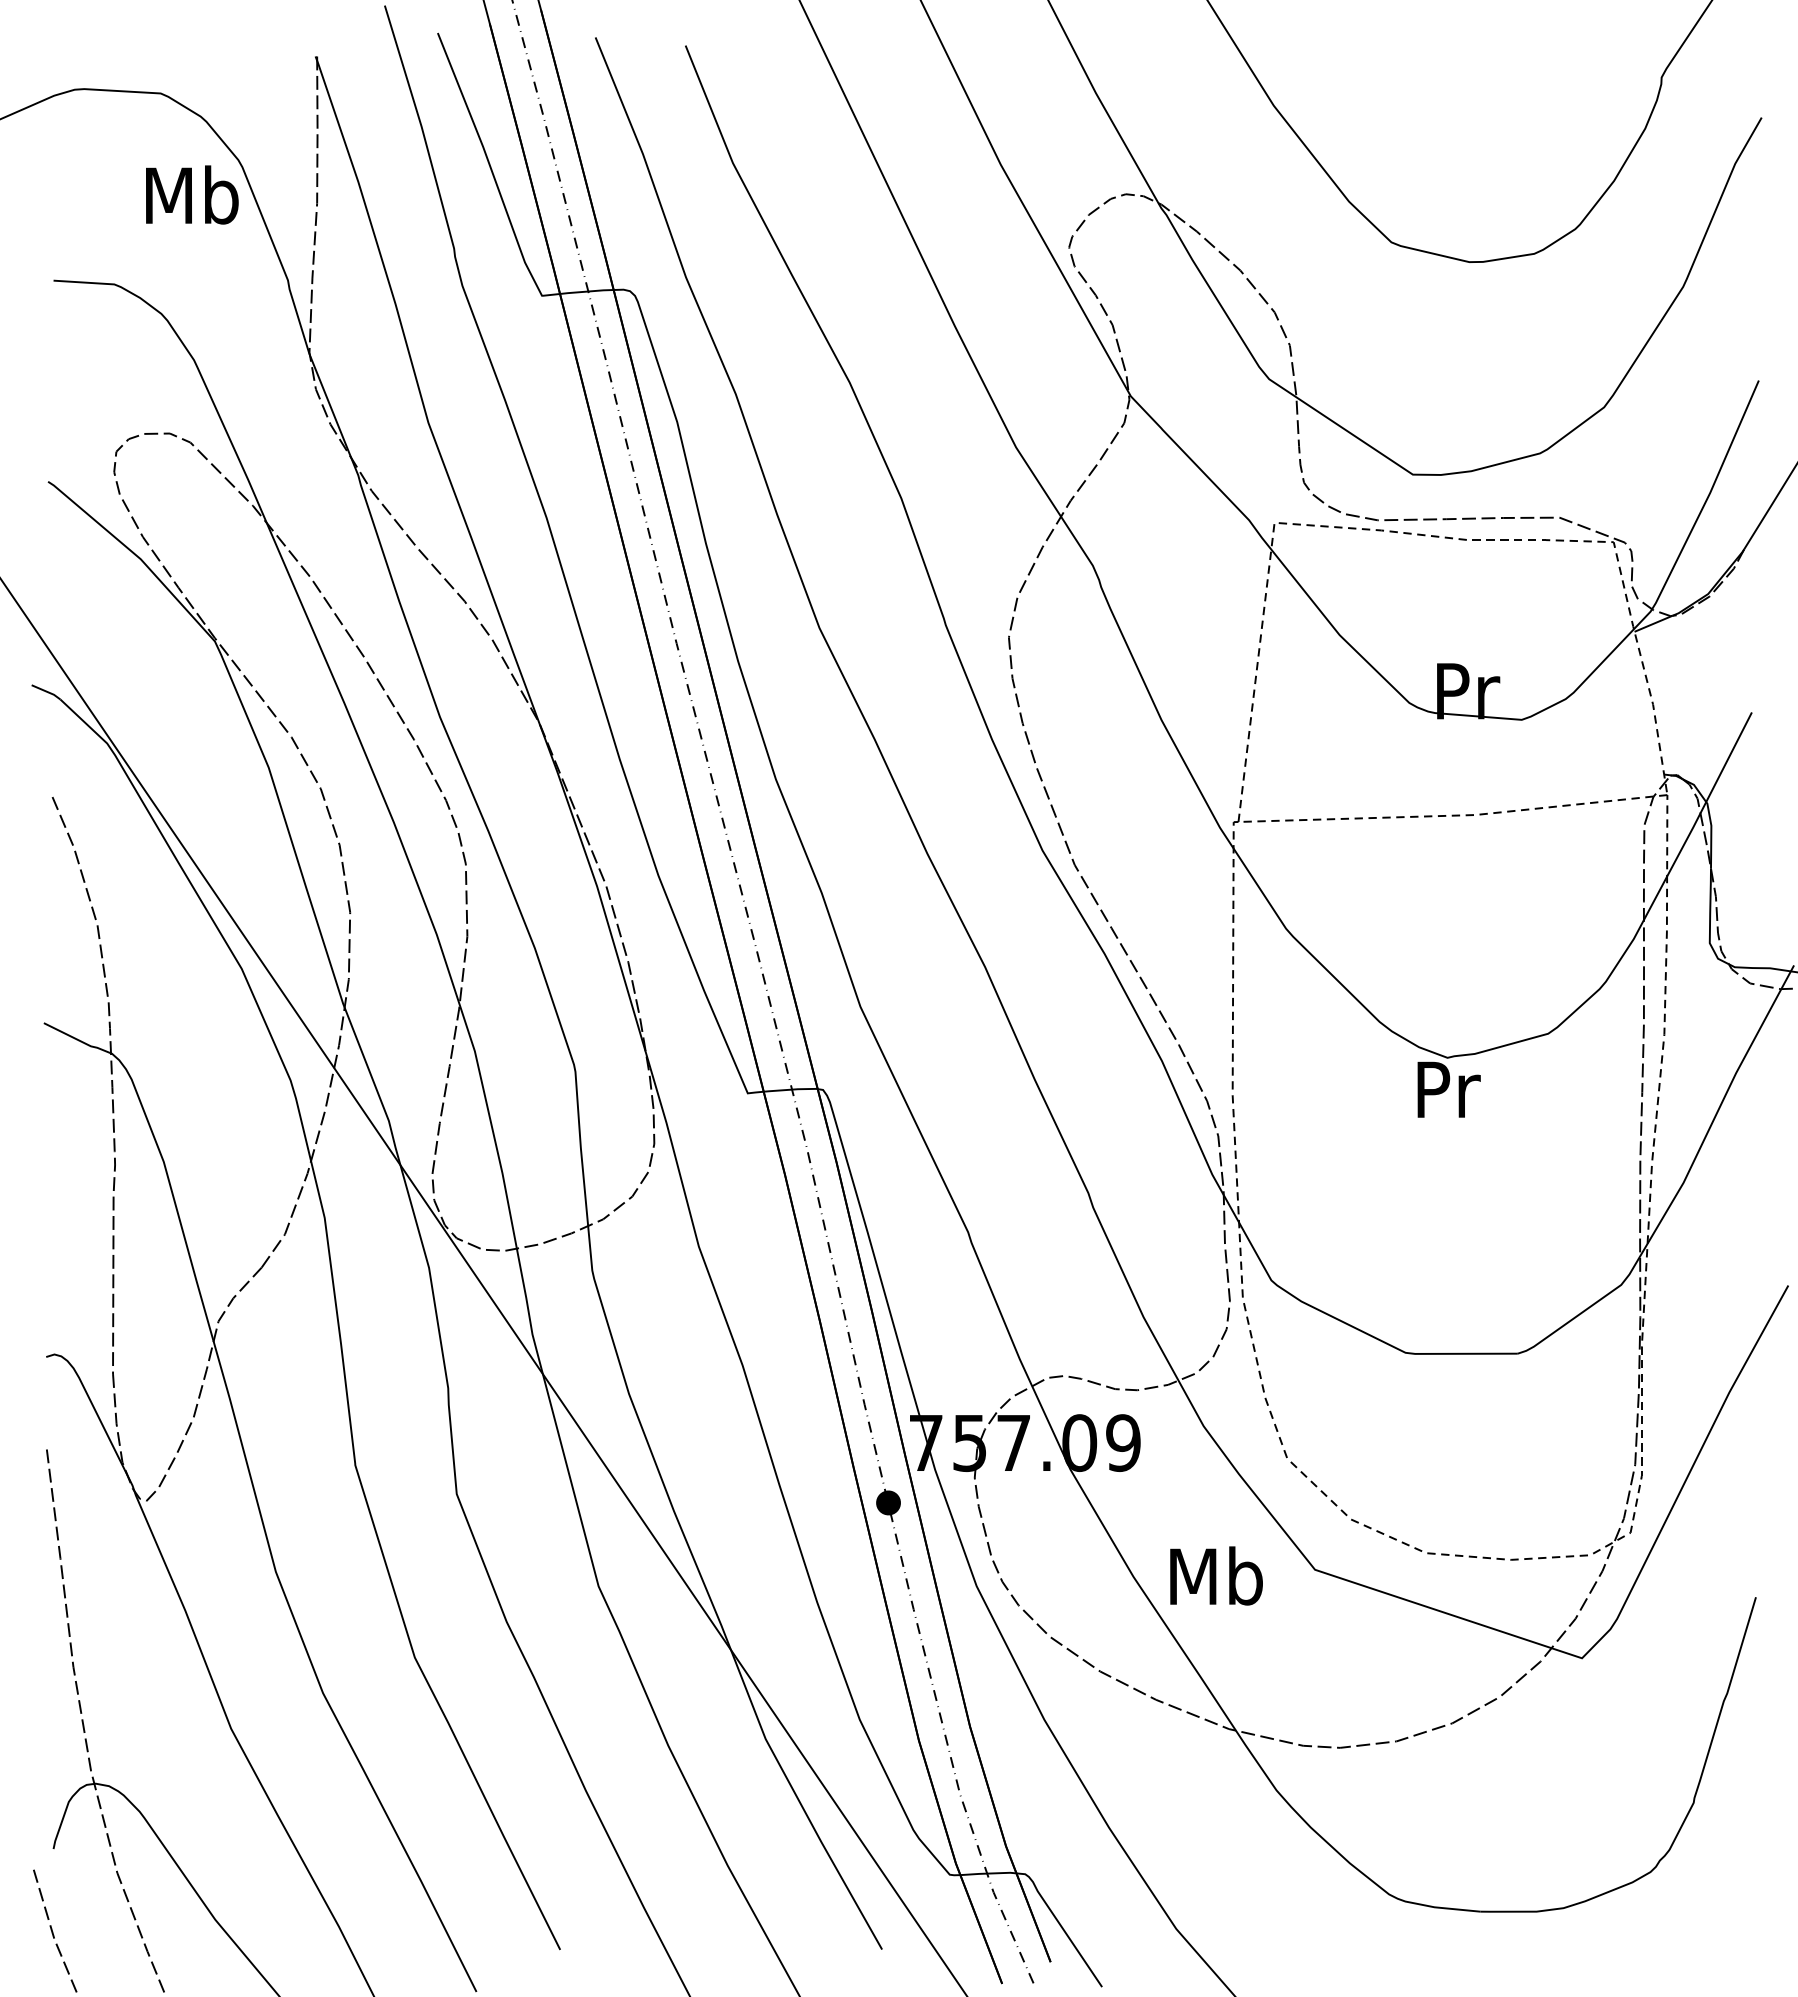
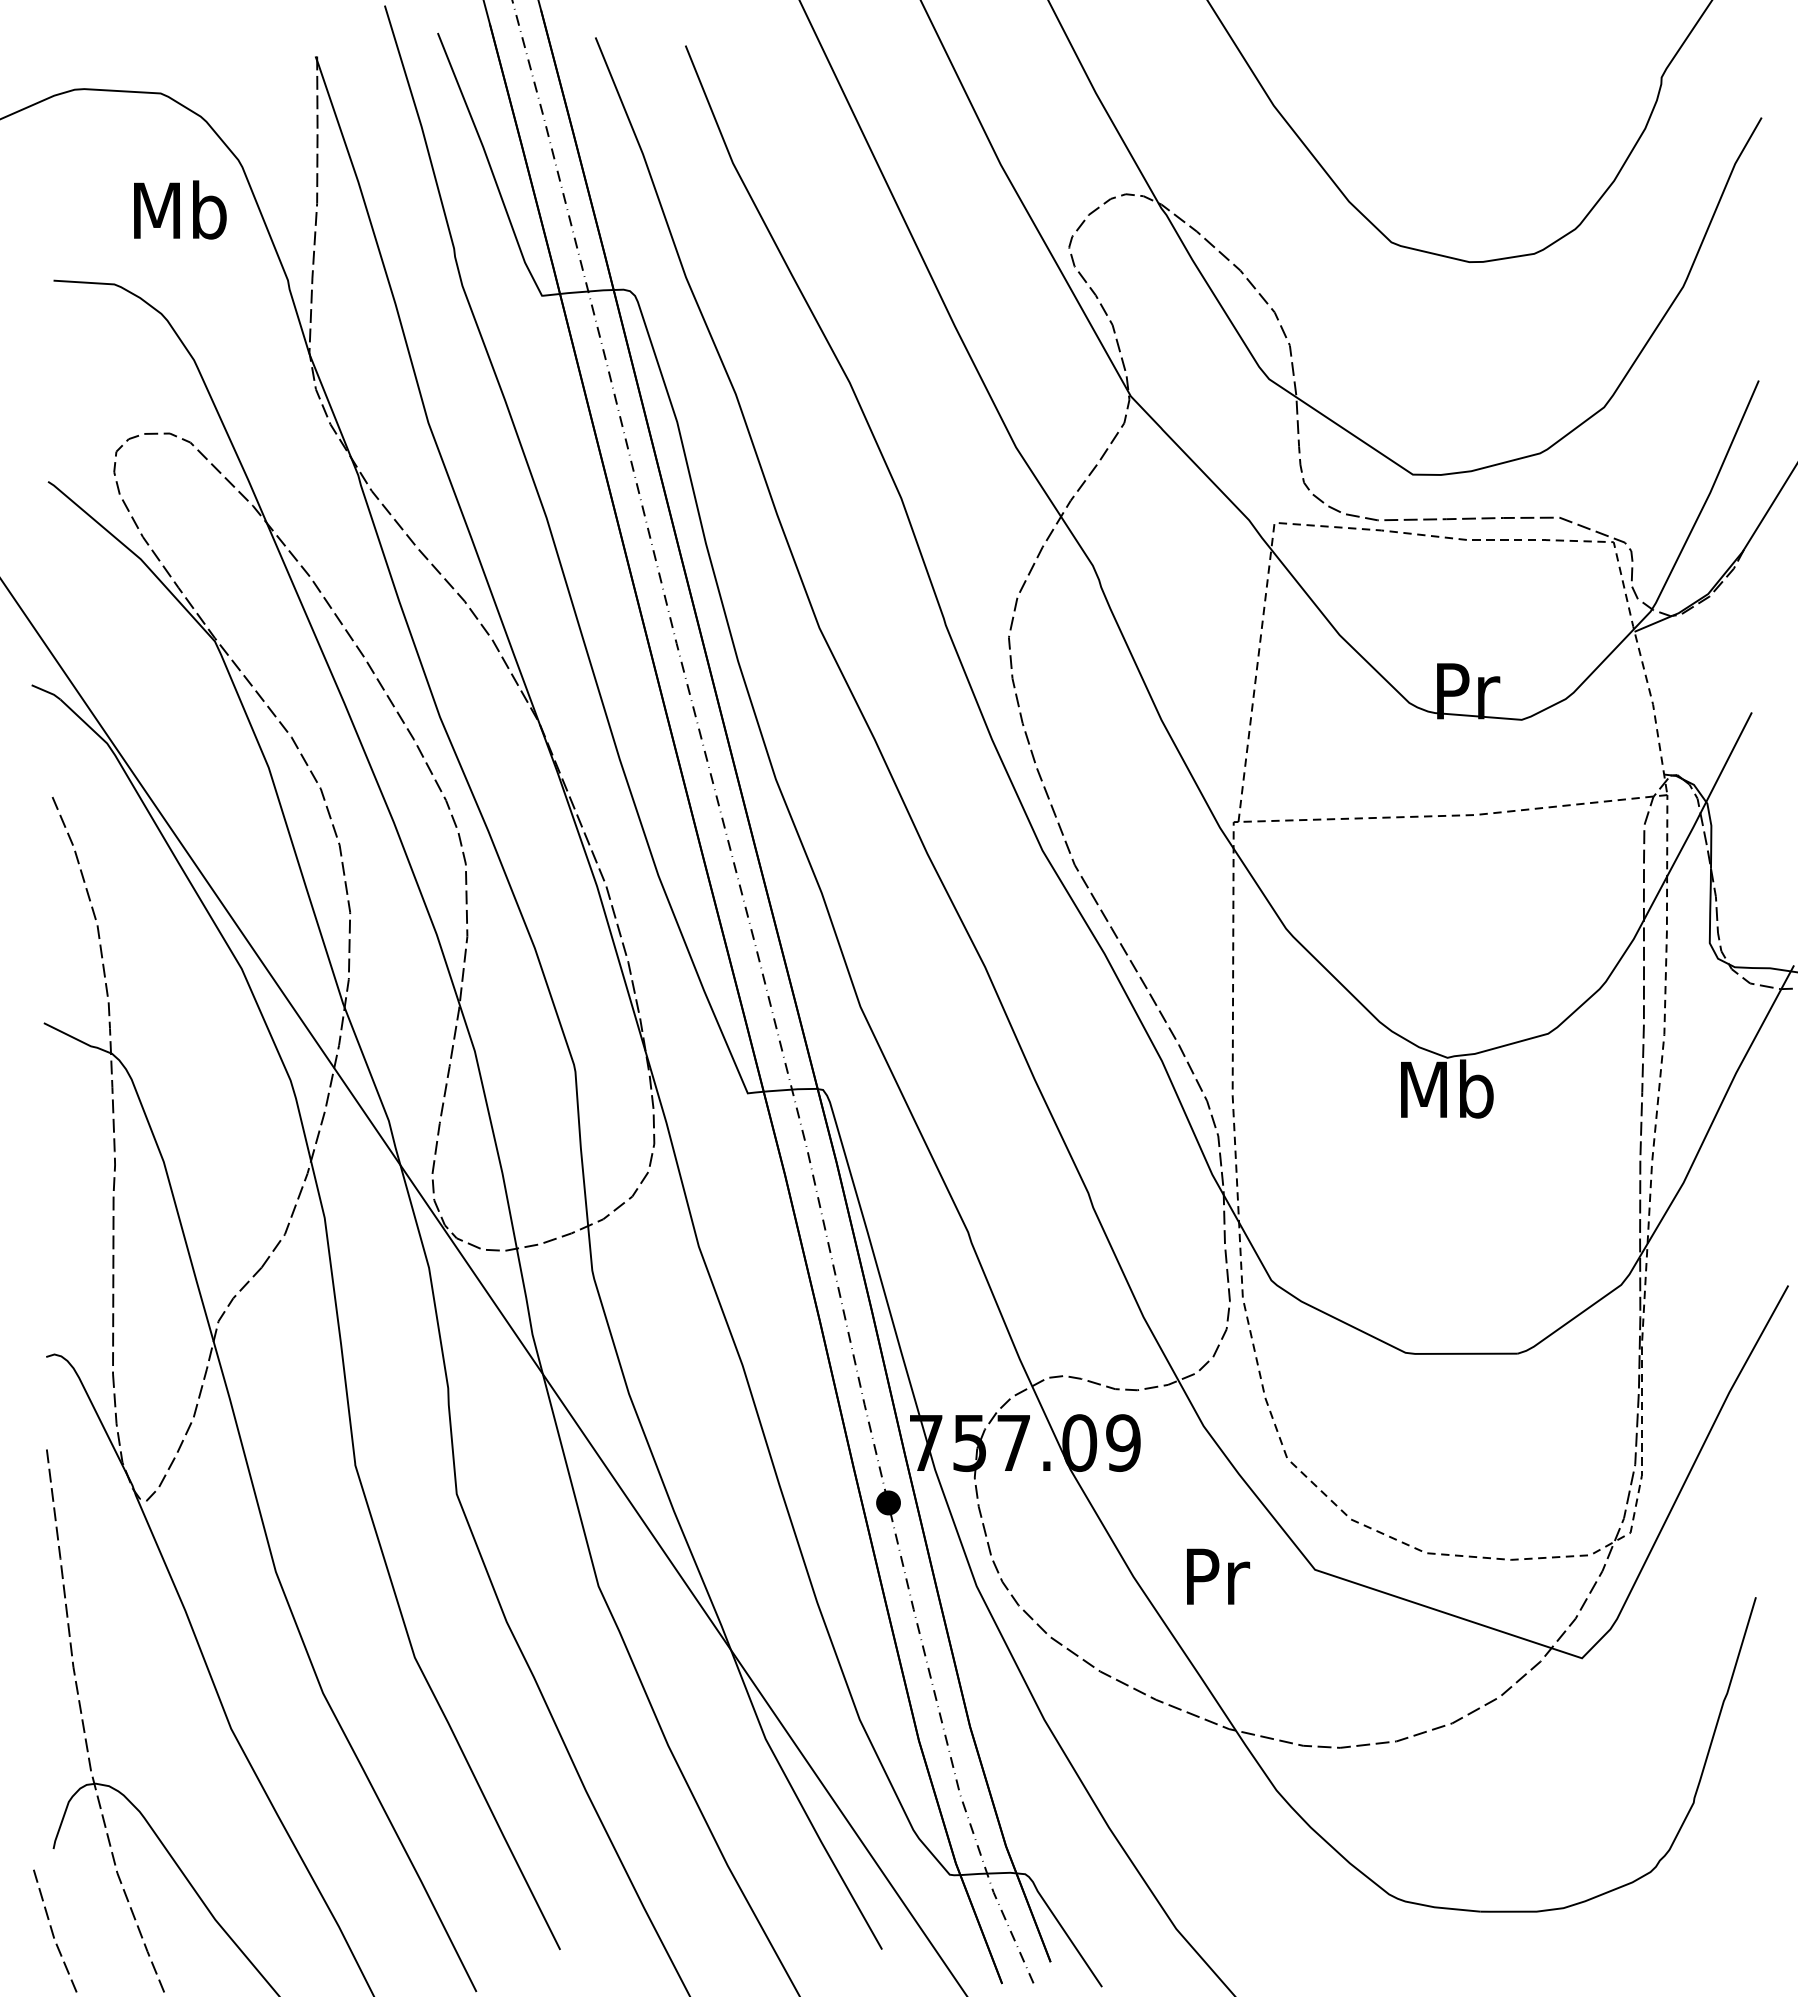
text position: (192, 194) -> (180, 209) (180, 209)
text: Pr -> Mb (1447, 1088)
text: Mb -> Pr (1216, 1575)
